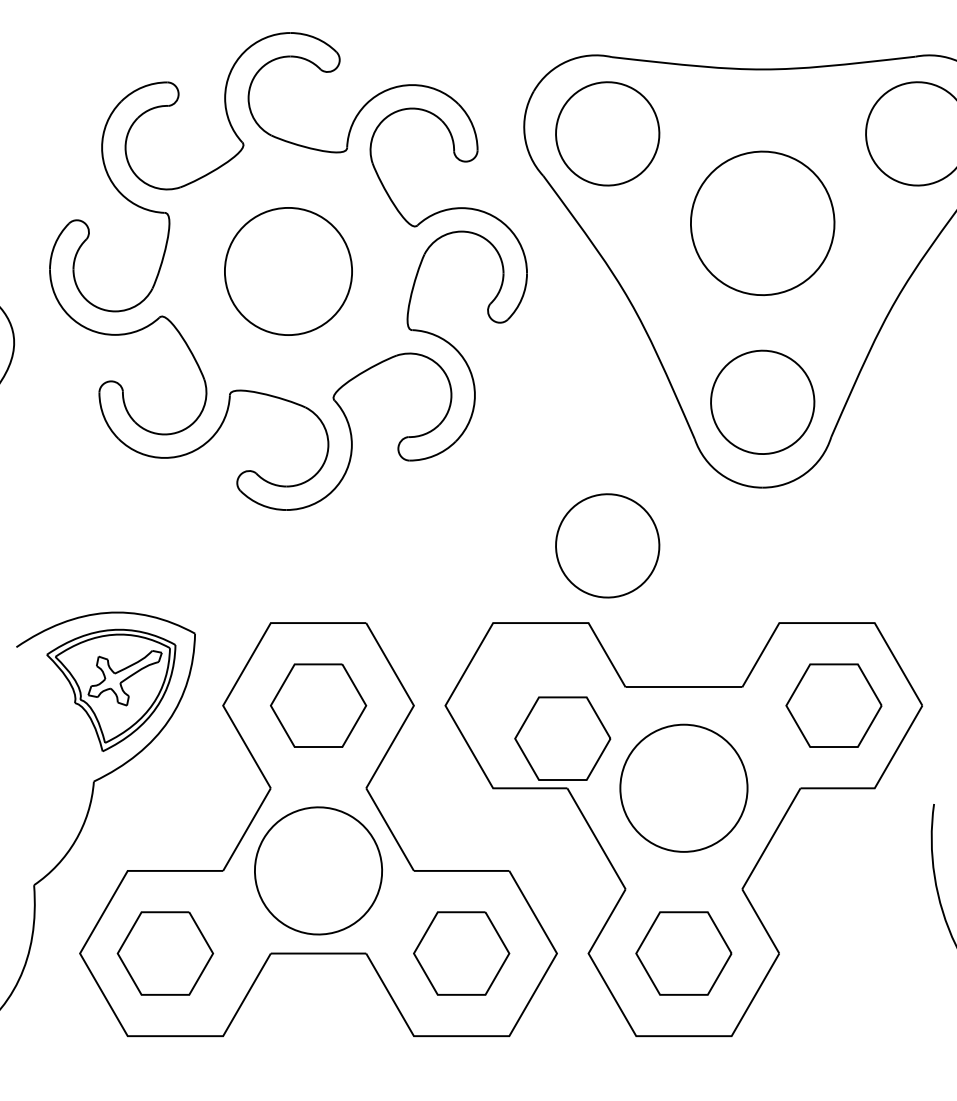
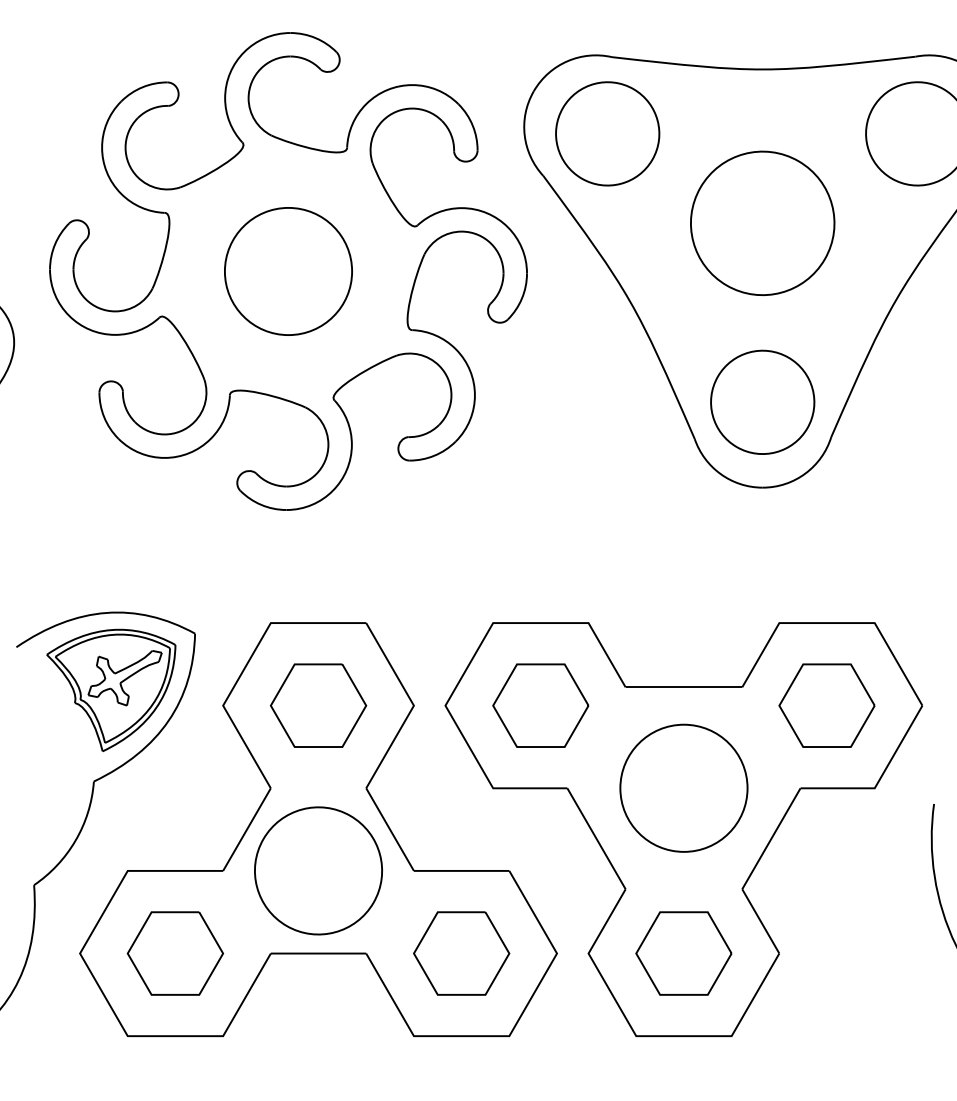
part: present -> none (607, 545)
part position: (833, 705) -> (826, 705) (826, 705)
part position: (562, 738) -> (540, 705) (540, 705)
part position: (165, 953) -> (175, 953) (175, 953)
